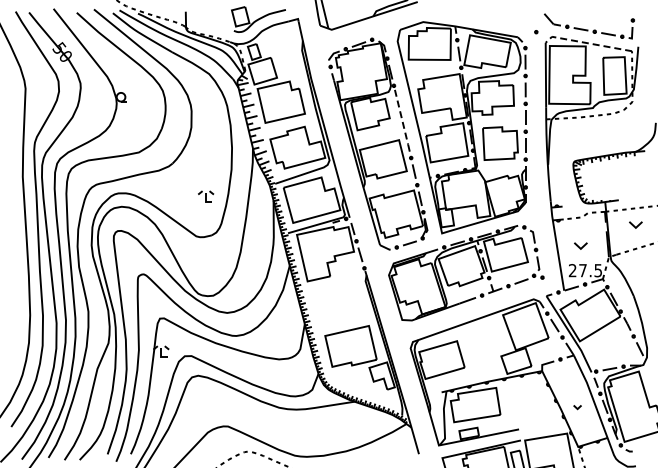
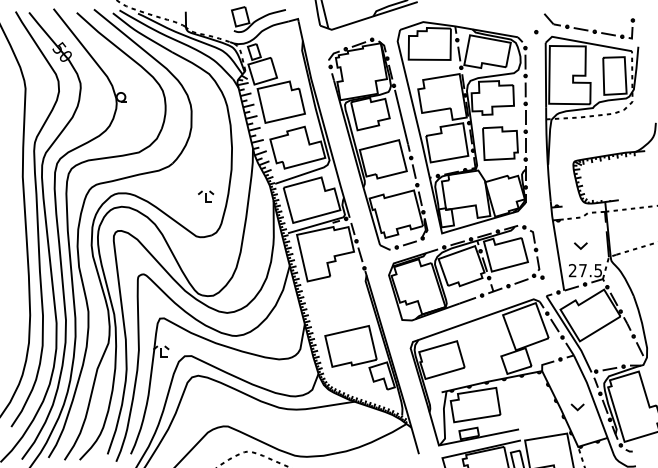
line: dashed -> solid (587, 43)
line: dashed -> solid (401, 117)
part: present -> none (635, 224)
part size: 9x6 px -> 15x9 px (577, 407)
